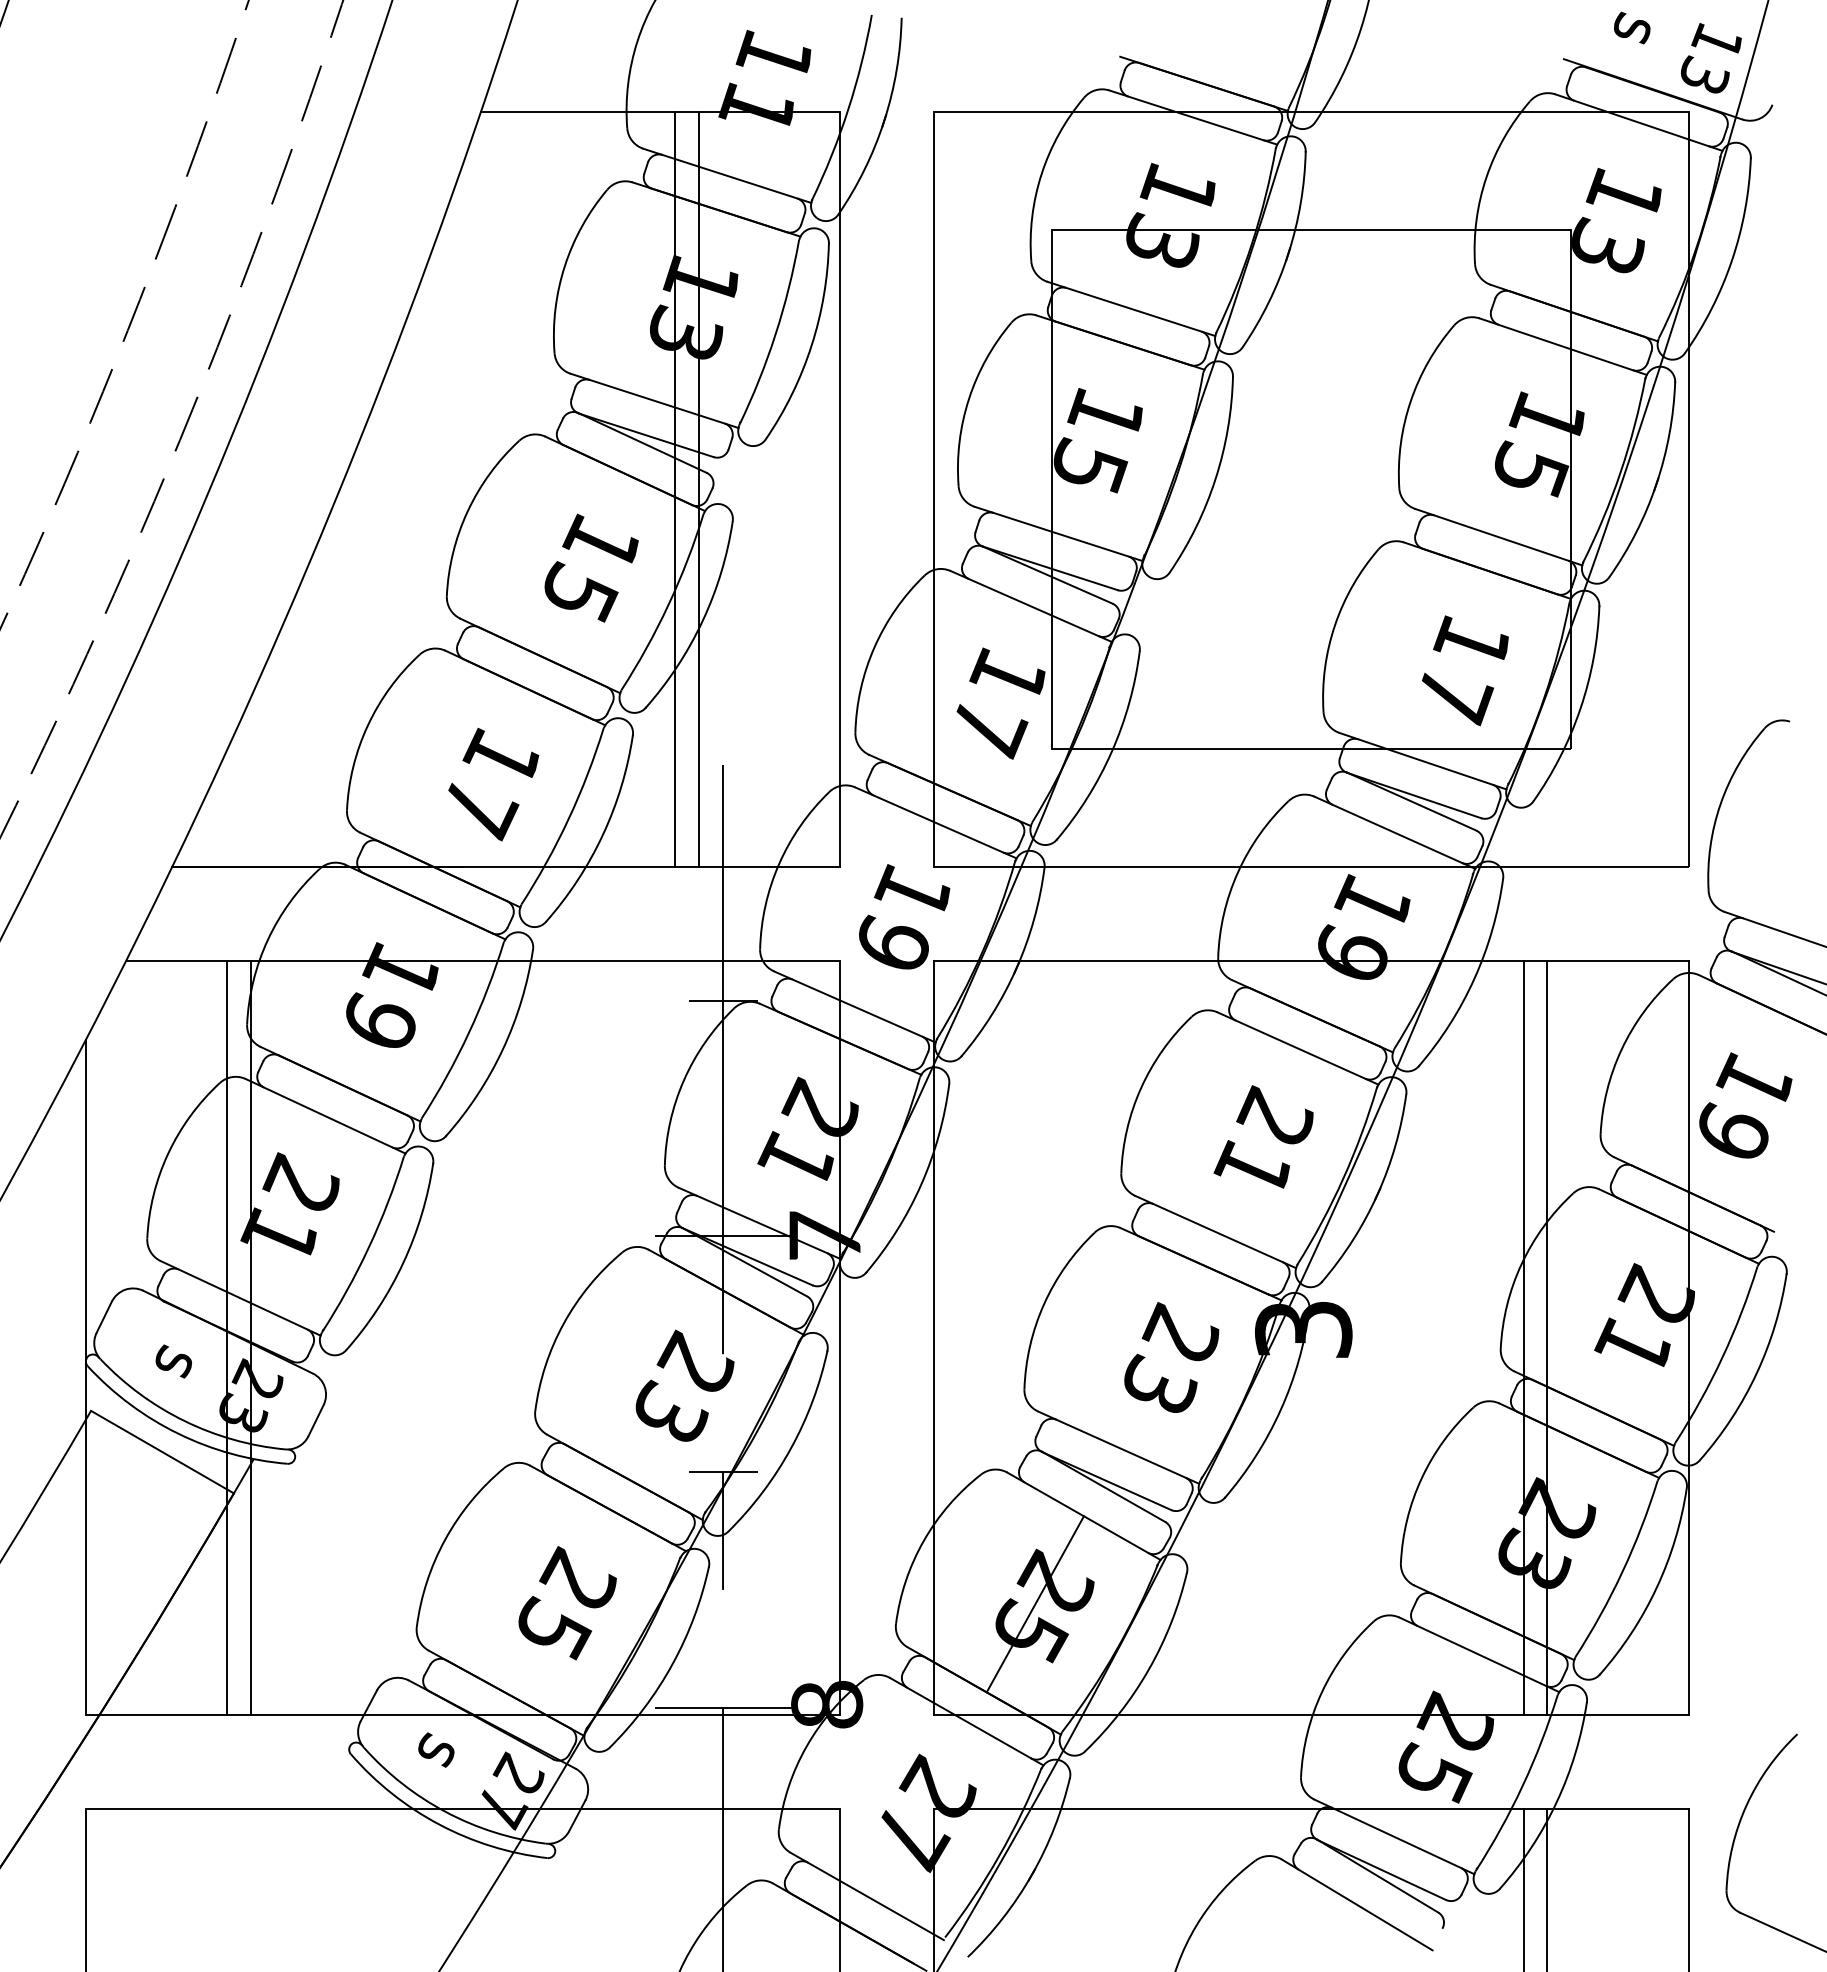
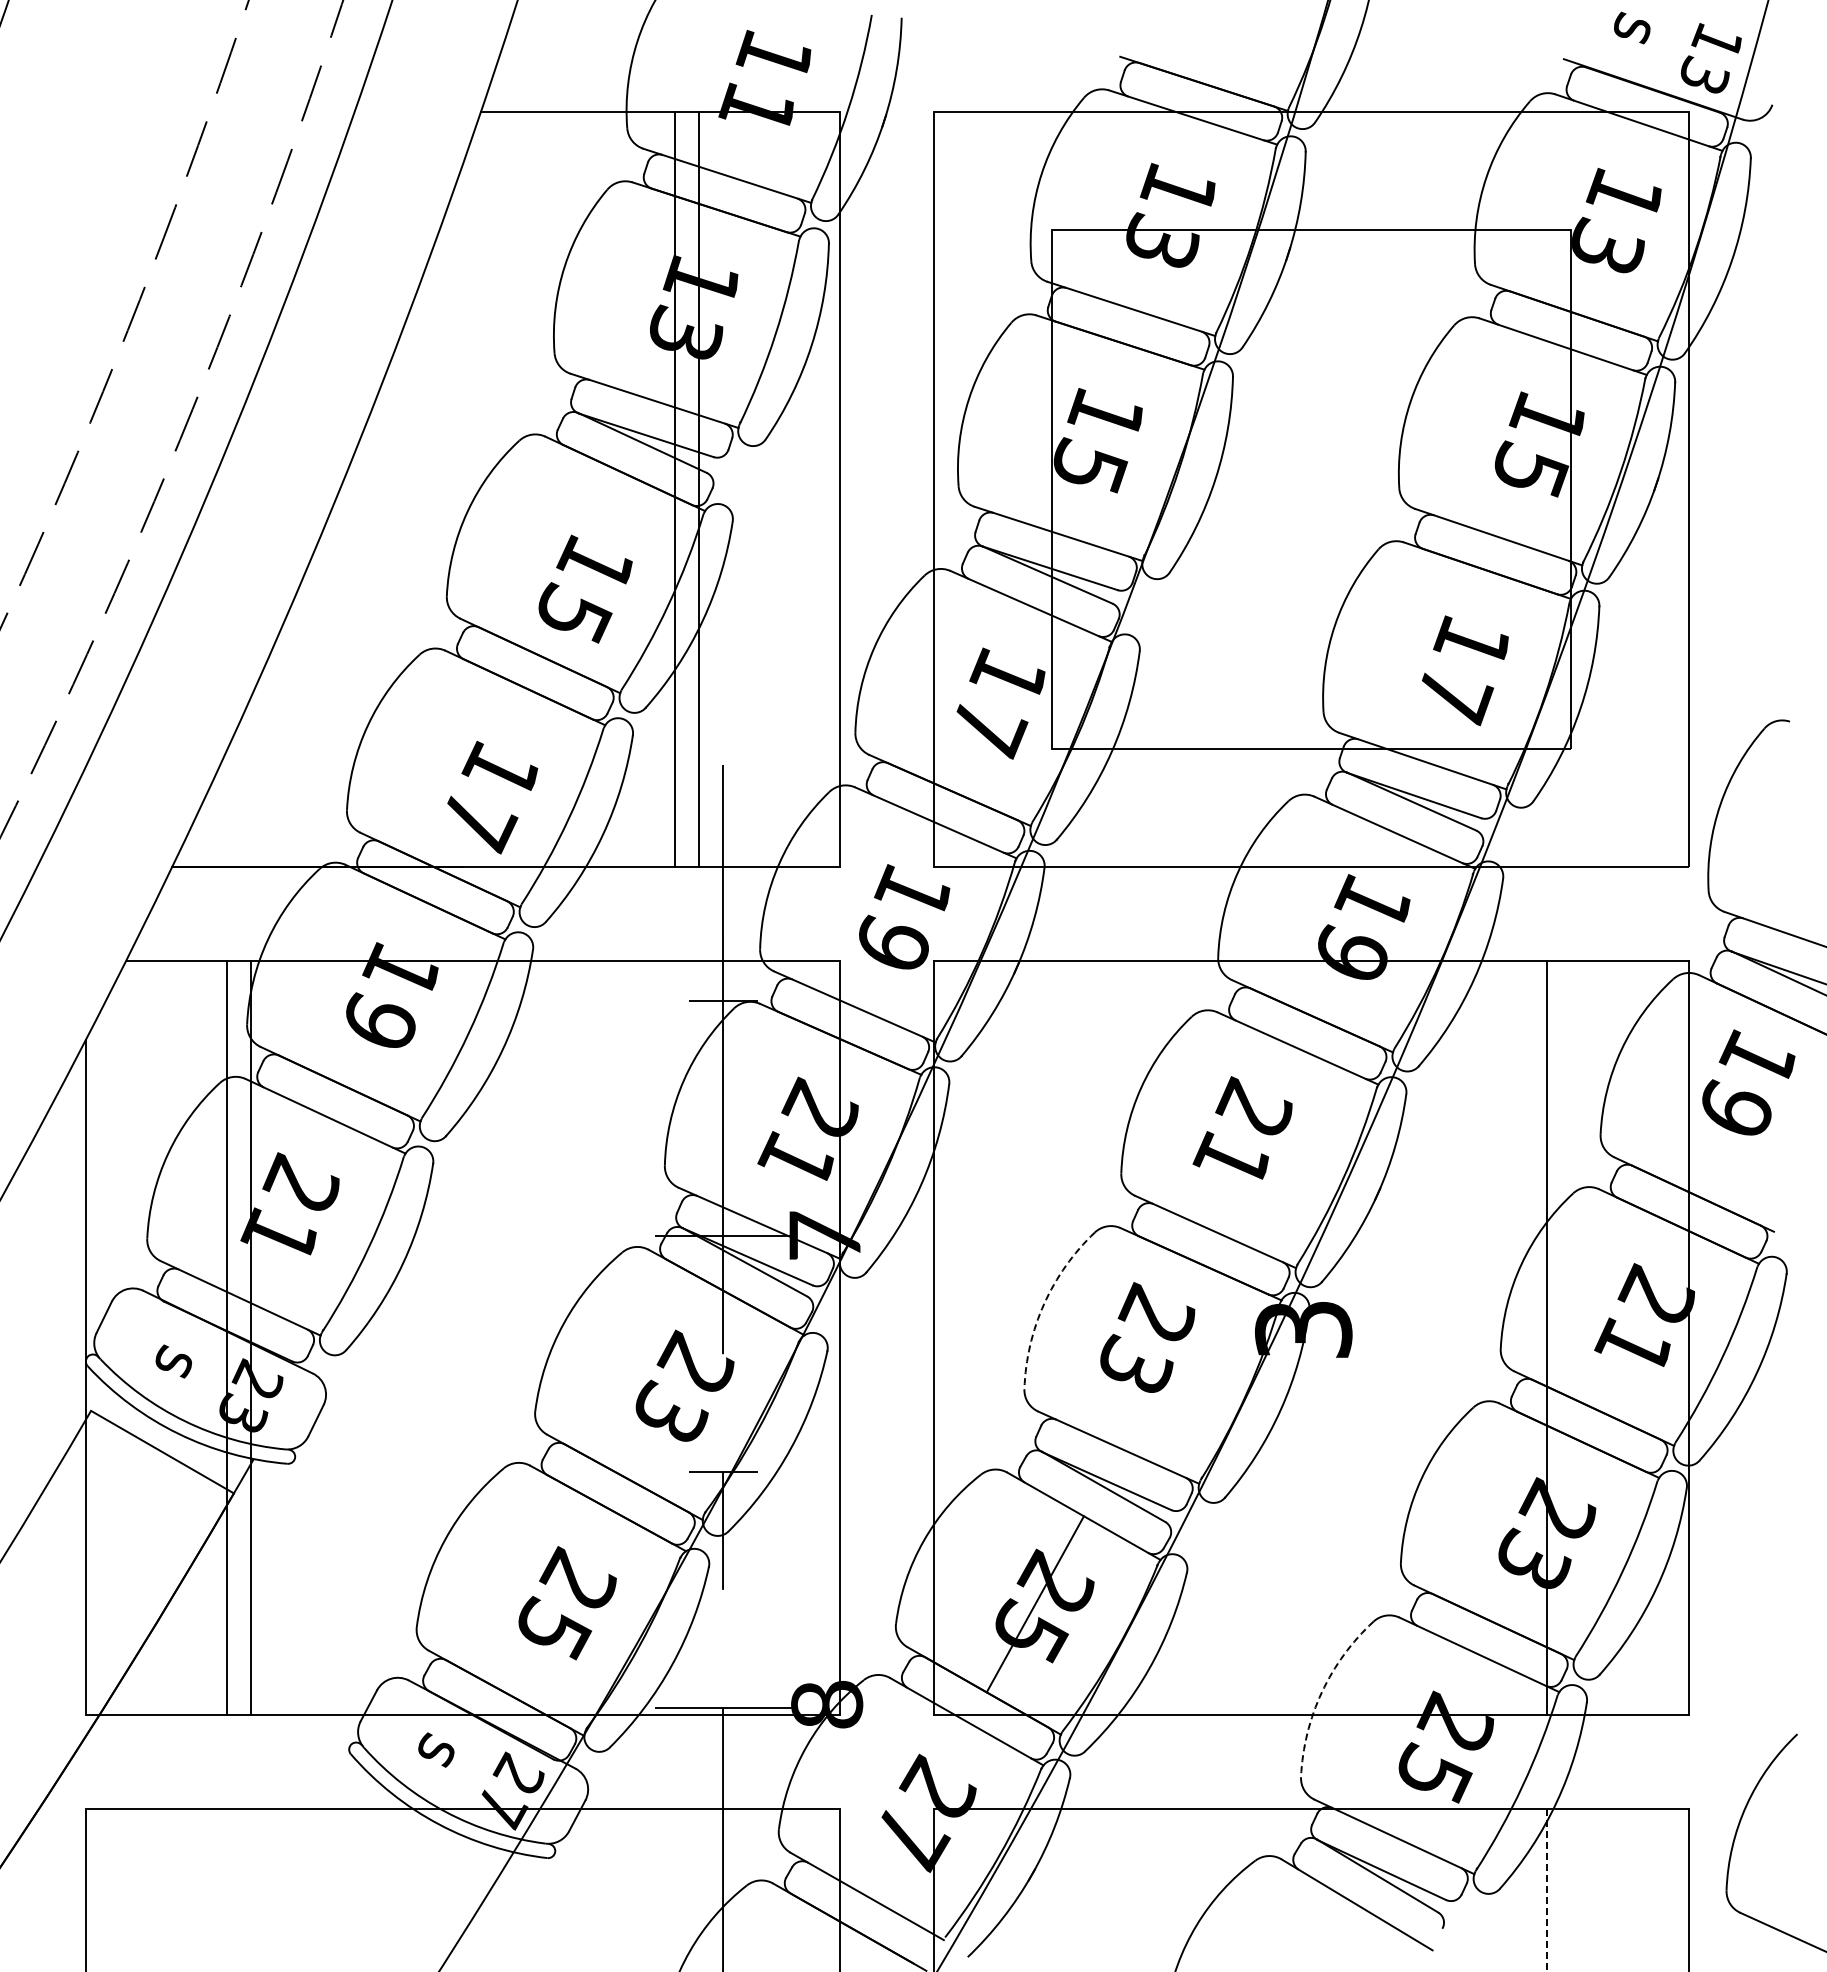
text position: (591, 567) -> (585, 588) (585, 588)
text position: (493, 784) -> (492, 797) (492, 797)
text position: (1745, 1105) -> (1748, 1082) (1748, 1082)
text position: (1263, 1136) -> (1242, 1127) (1242, 1127)
arc: solid -> dashed (1044, 1303)
line: present -> none (1523, 1337)
text position: (1171, 1357) -> (1147, 1337) (1147, 1337)
arc: solid -> dashed (1321, 1692)
line: present -> none (1523, 1888)
line: solid -> dashed (1547, 1890)
